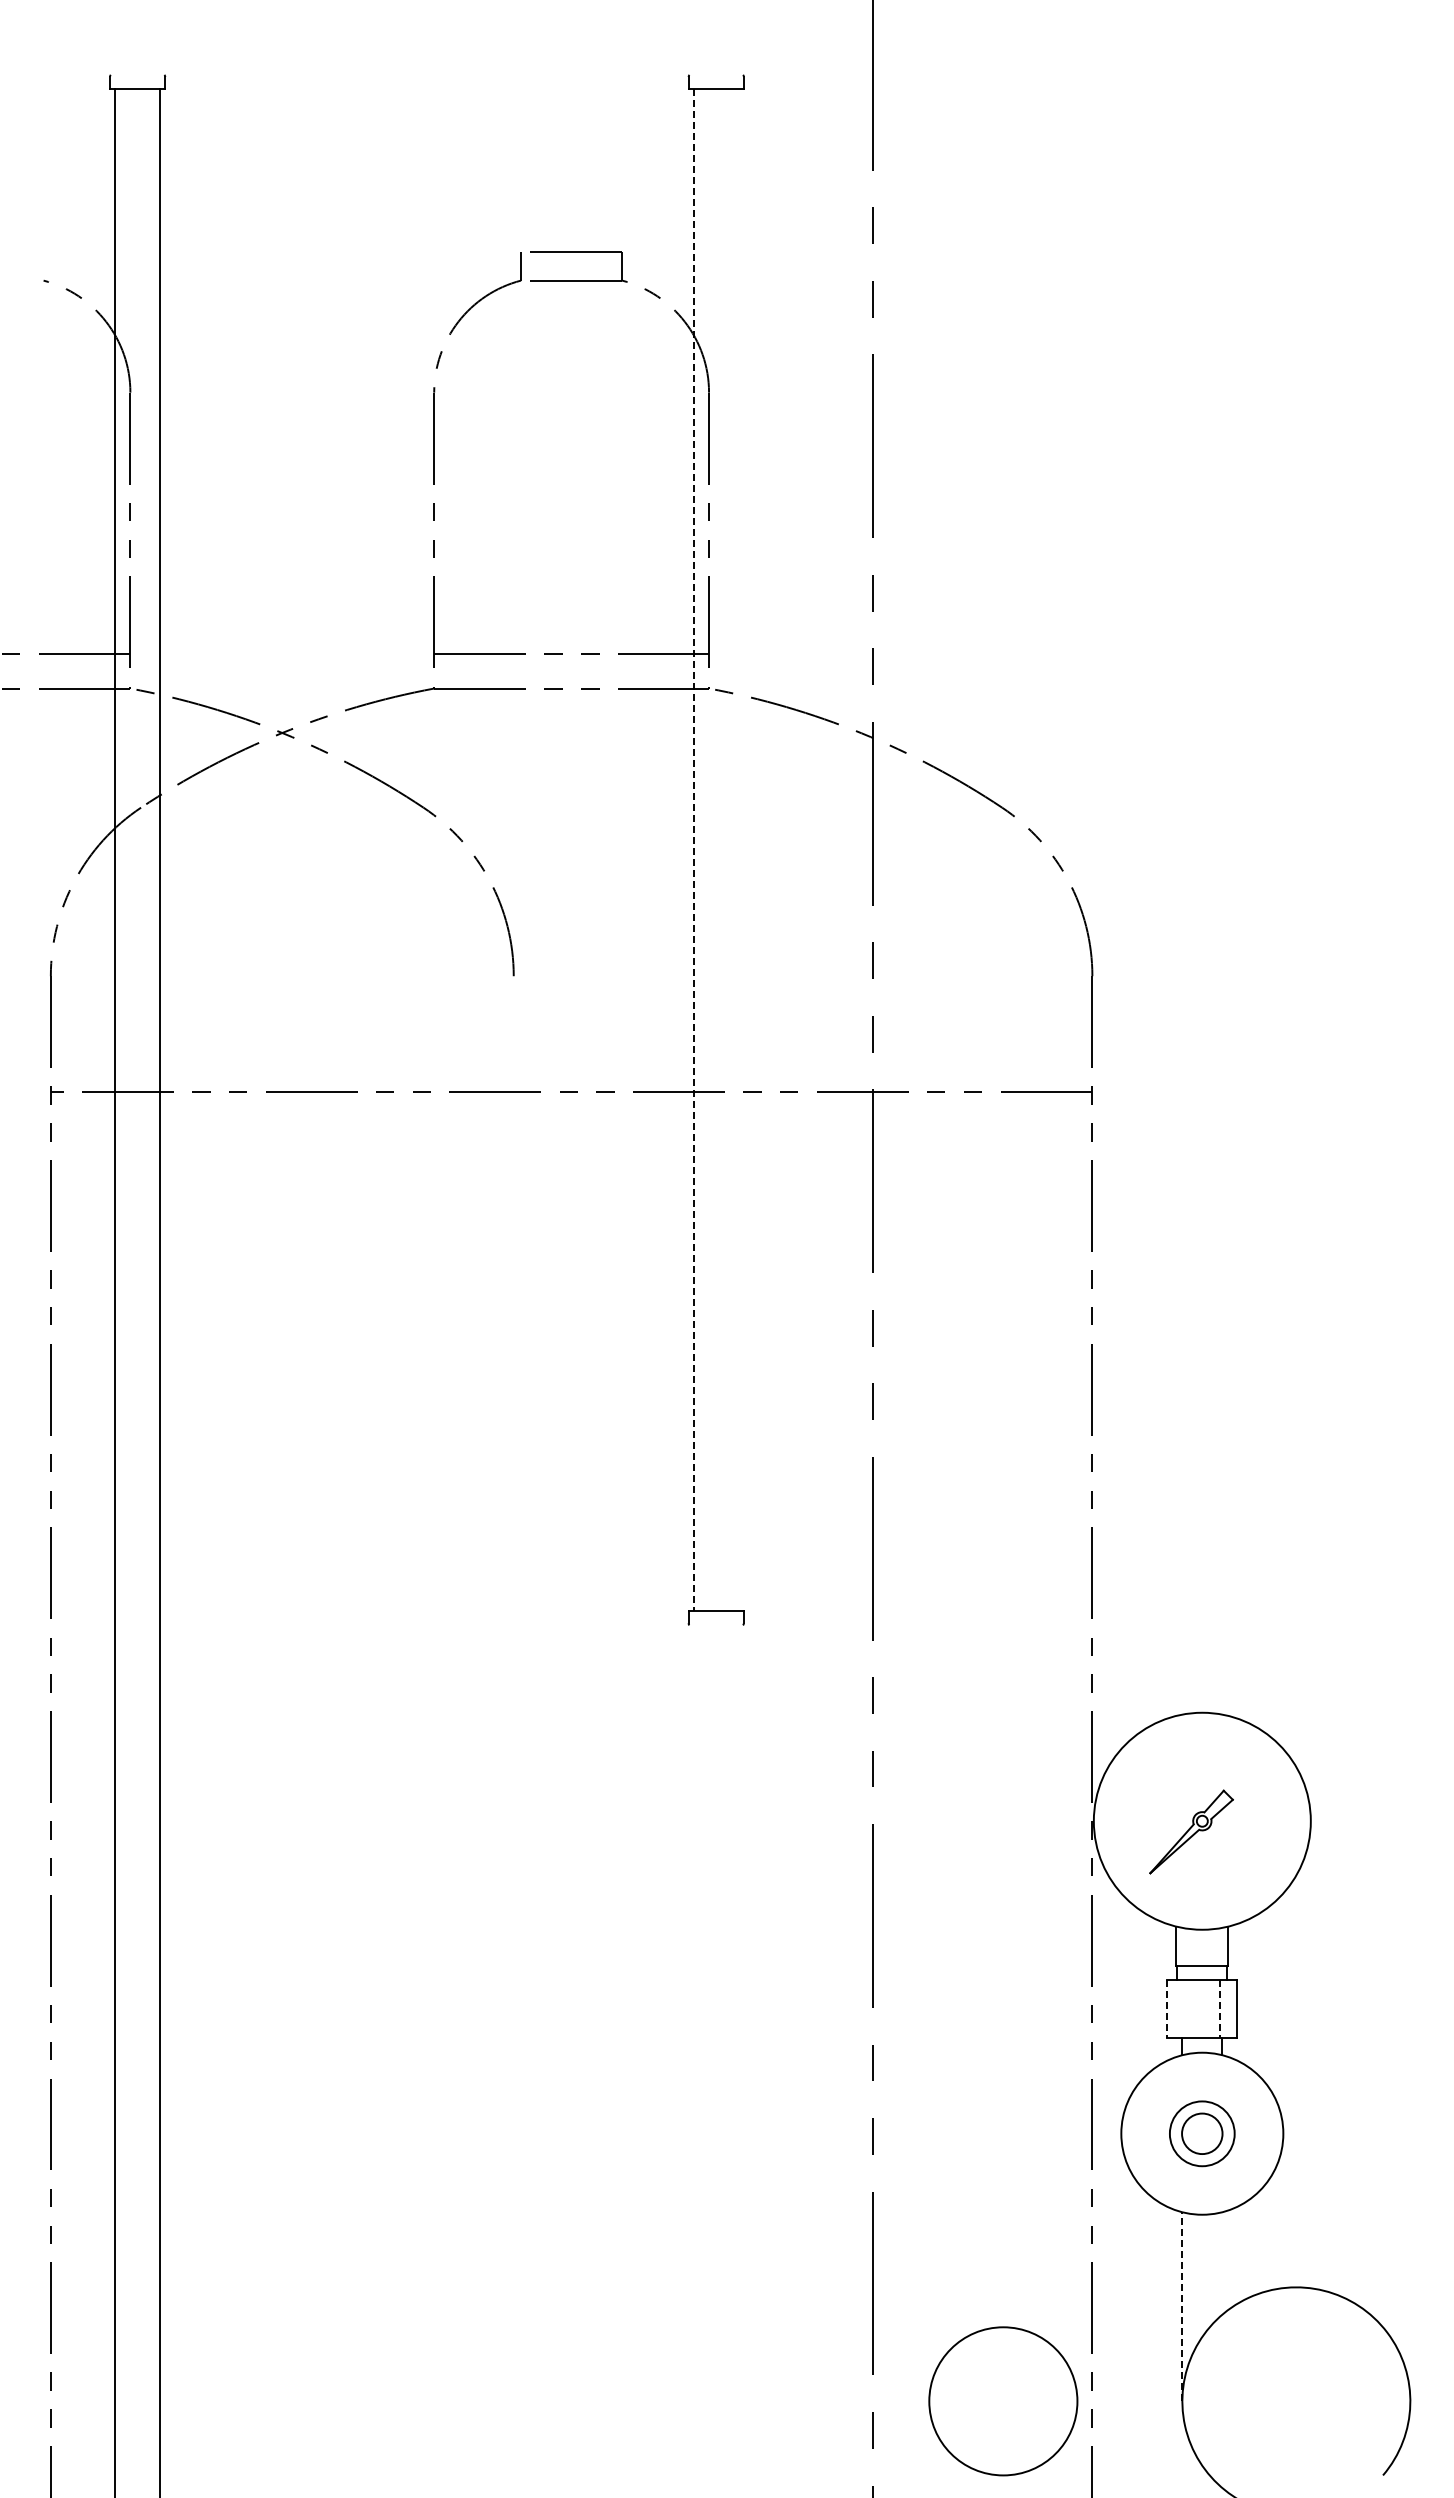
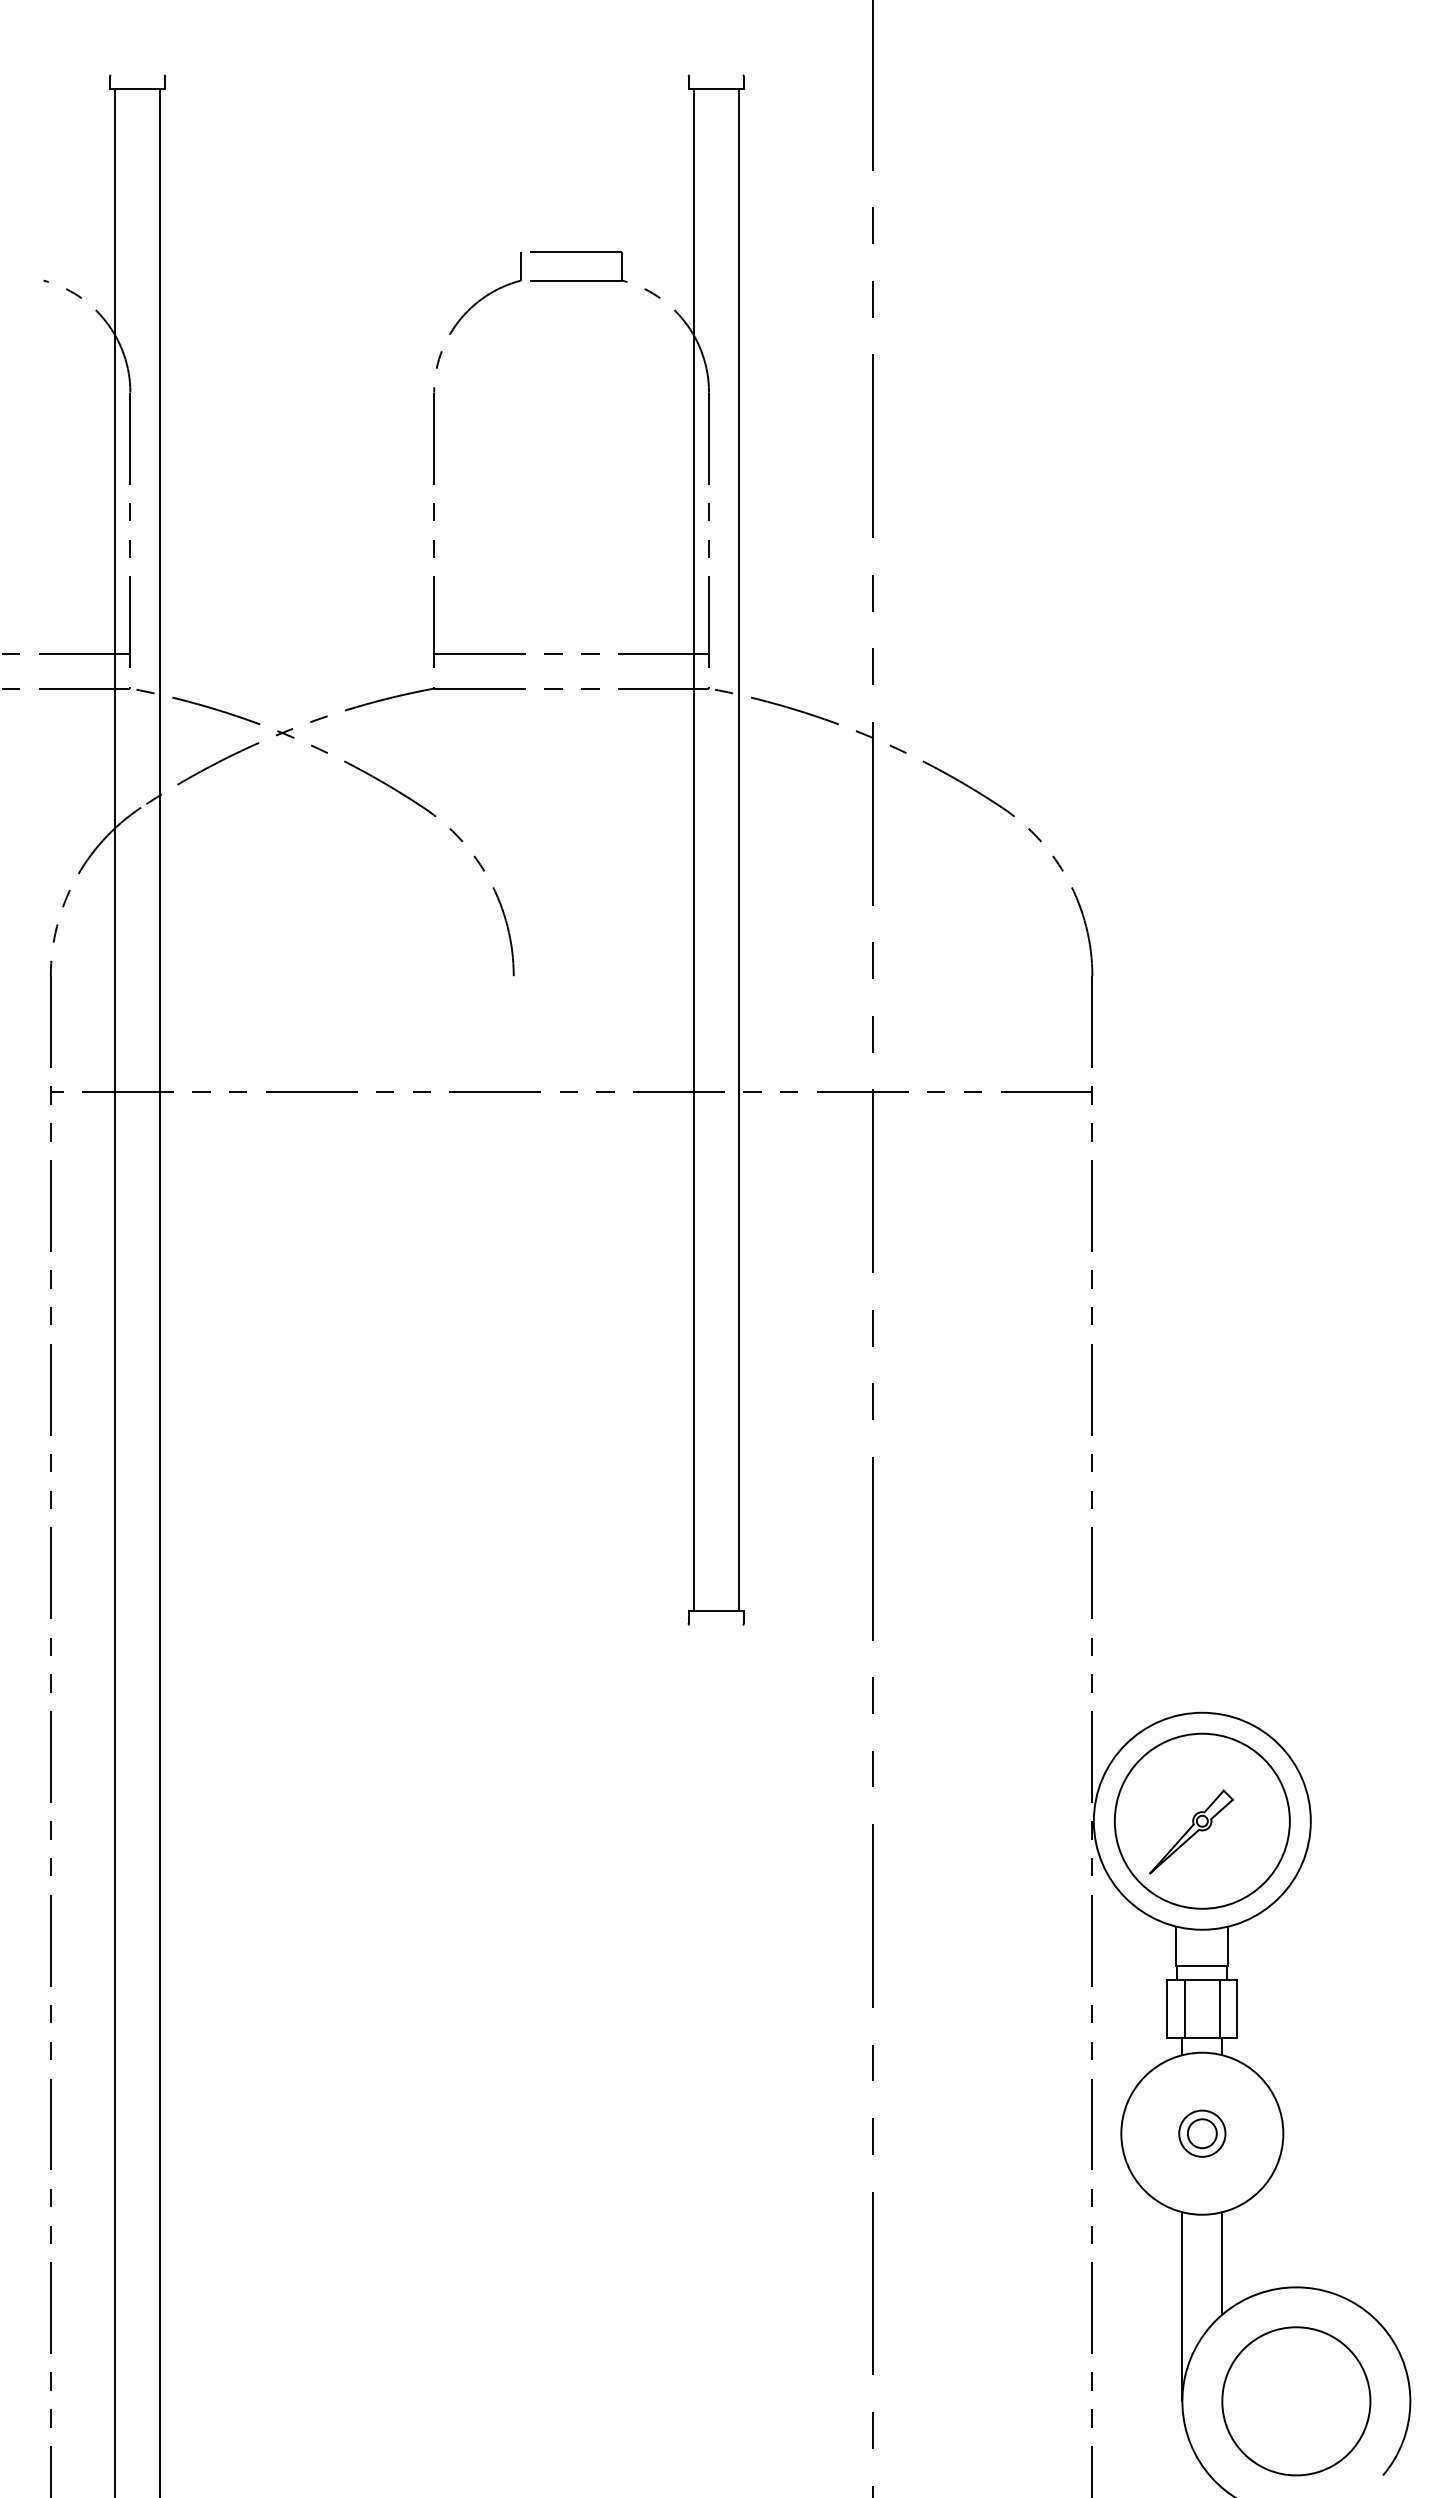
line: dashed -> solid (693, 850)
line: none -> present (738, 850)
circle: none -> present (1202, 1820)
line: dashed -> solid (1167, 2009)
line: none -> present (1184, 2009)
line: dashed -> solid (1219, 2009)
part size: 67x68 px -> 49x49 px (1202, 2133)
line: none -> present (1222, 2263)
line: dashed -> solid (1182, 2306)
circle position: (1003, 2401) -> (1296, 2401) (1296, 2401)
